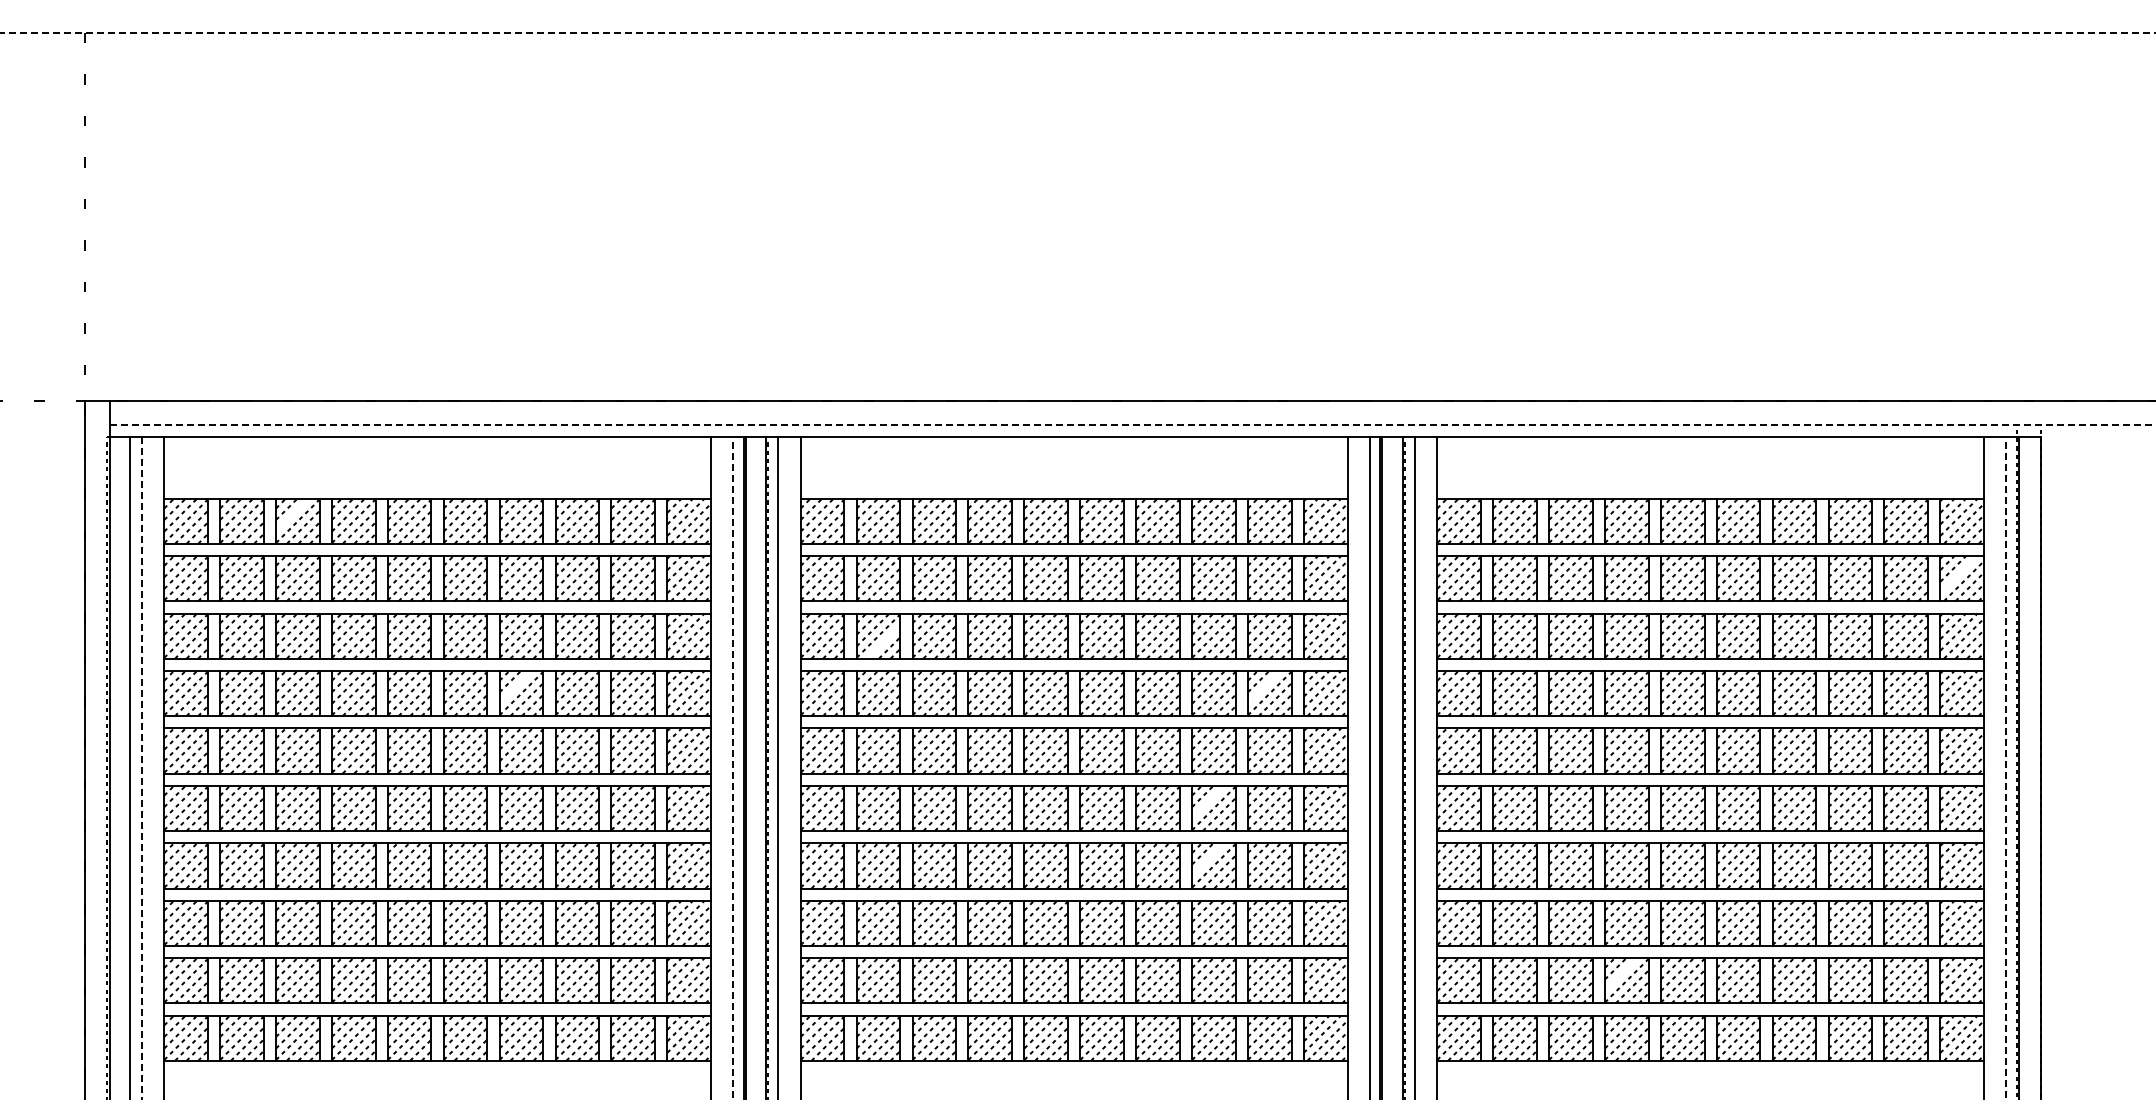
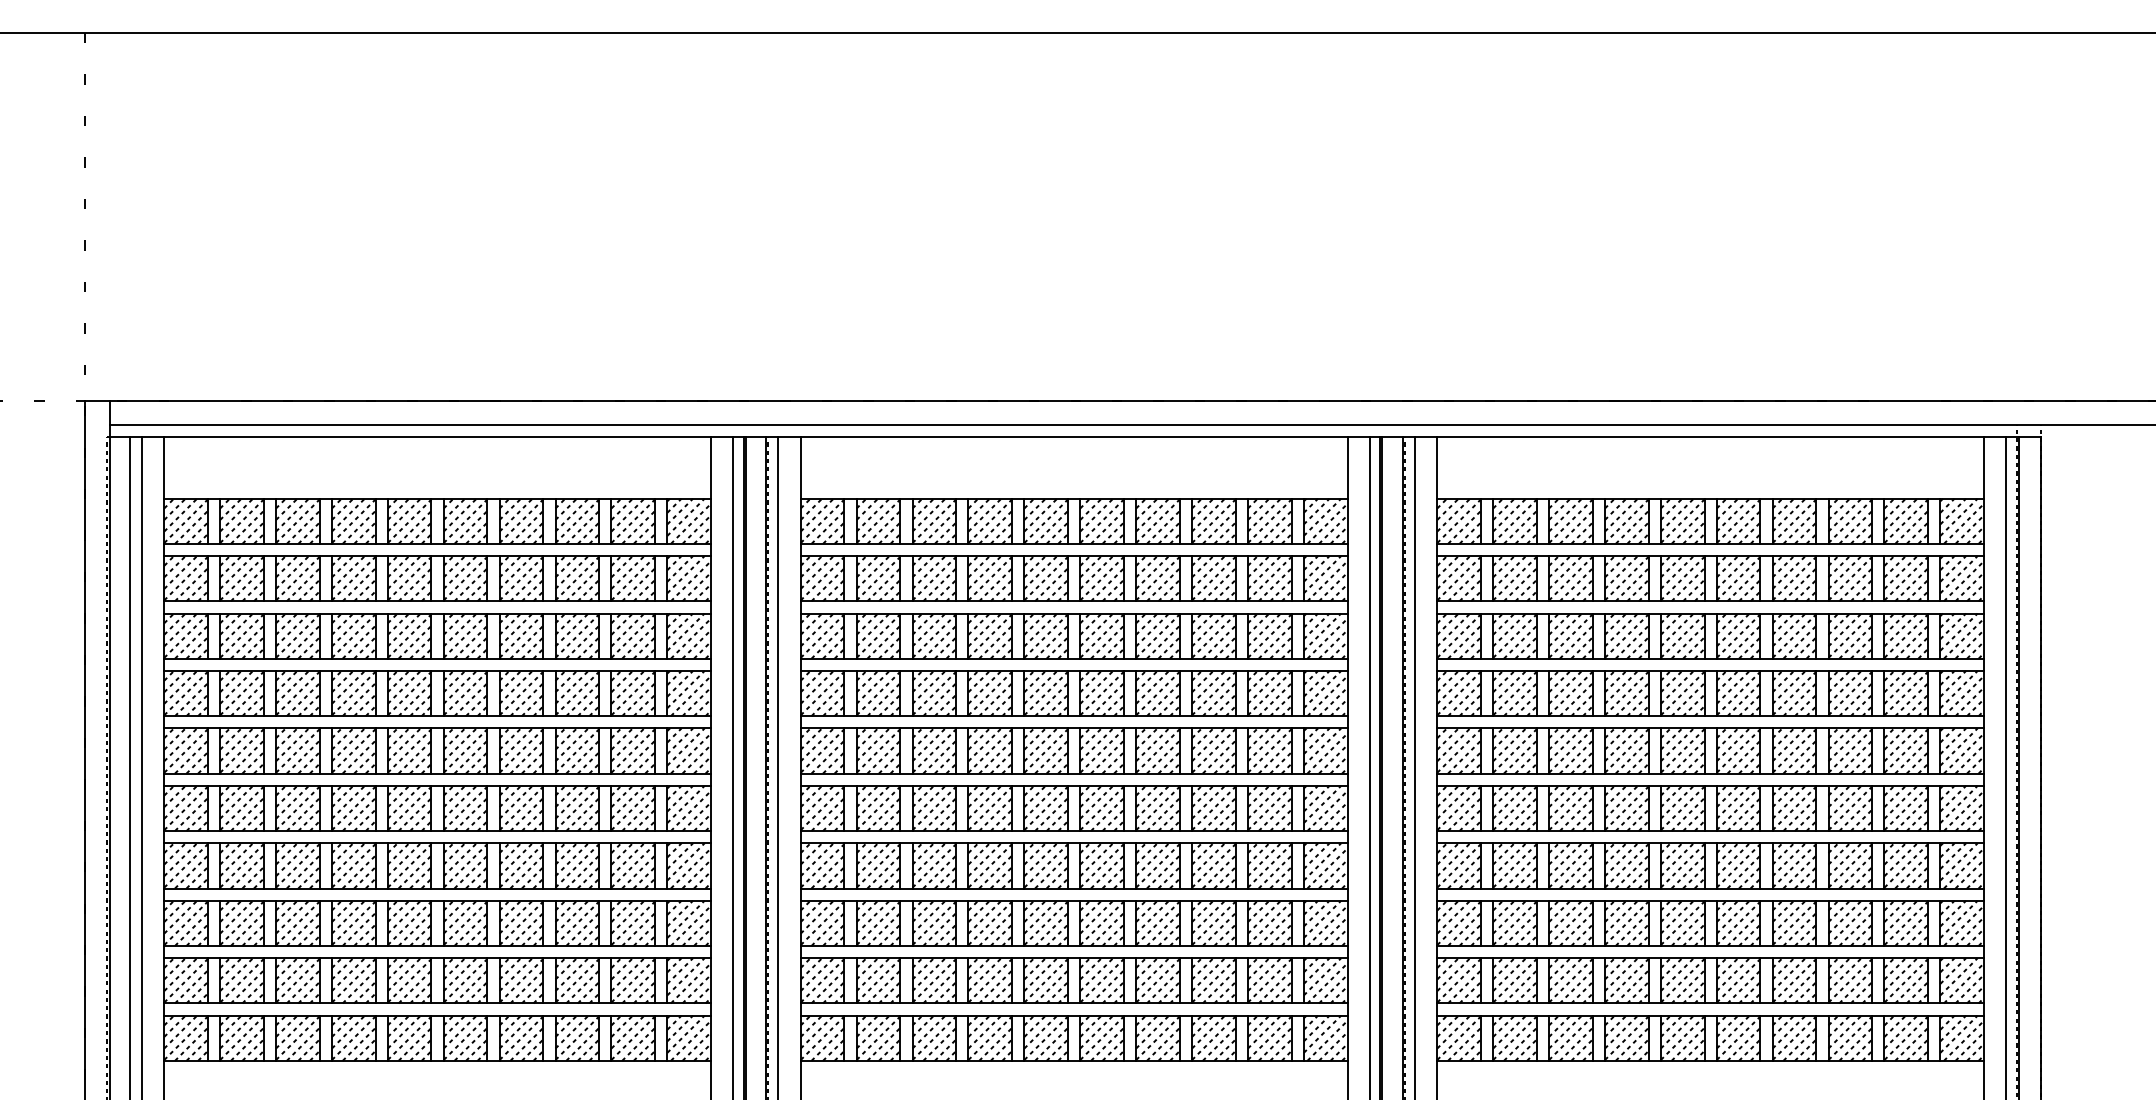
line: dashed -> solid (1078, 33)
line: dashed -> solid (1133, 425)
line: none -> present (292, 514)
line: none -> present (1958, 574)
line: none -> present (883, 641)
line: none -> present (515, 686)
line: none -> present (1263, 686)
line: dashed -> solid (733, 767)
line: dashed -> solid (2006, 767)
line: dashed -> solid (141, 768)
line: none -> present (1208, 801)
line: none -> present (1208, 859)
line: none -> present (1620, 974)
